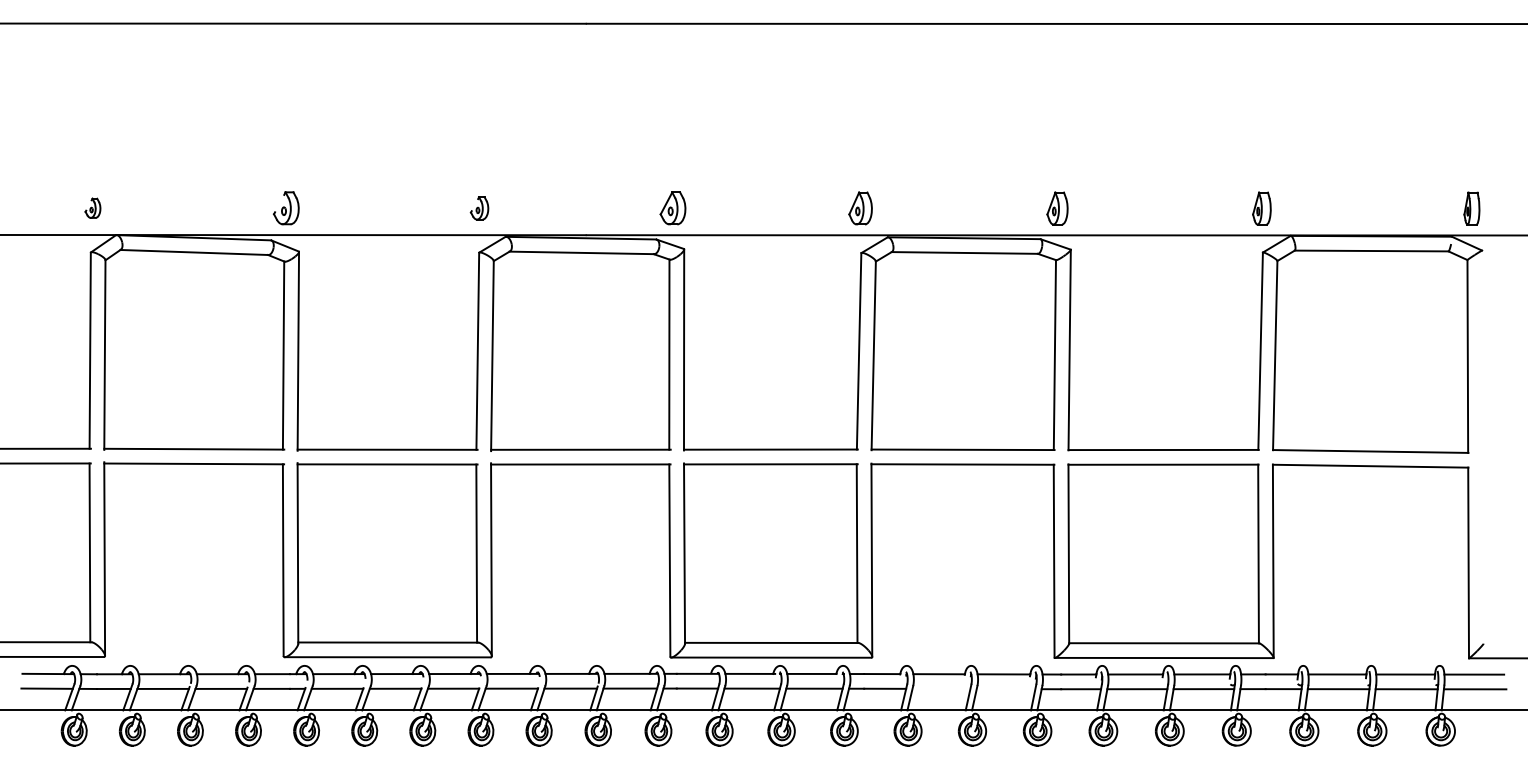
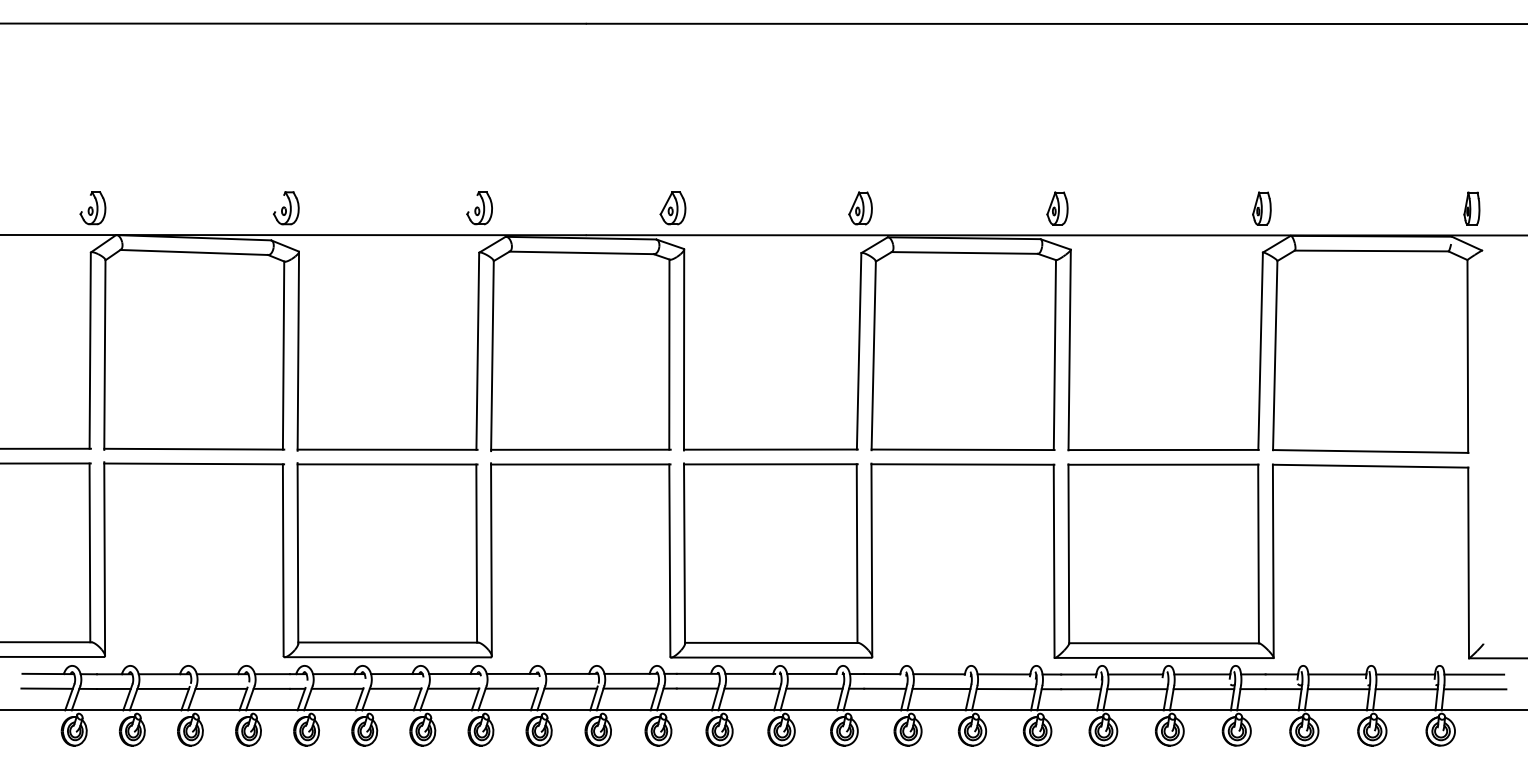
part size: 18x22 px -> 28x35 px (92, 208)
part size: 21x25 px -> 27x35 px (479, 208)
line: none -> present (941, 688)
line: none -> present (1005, 689)
